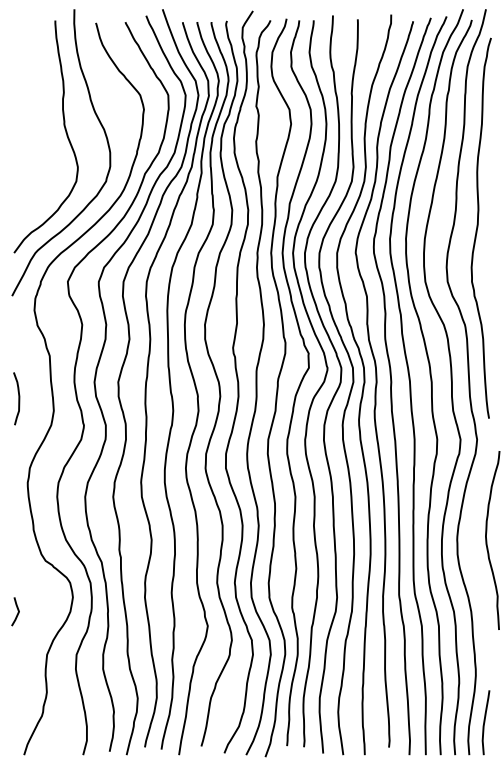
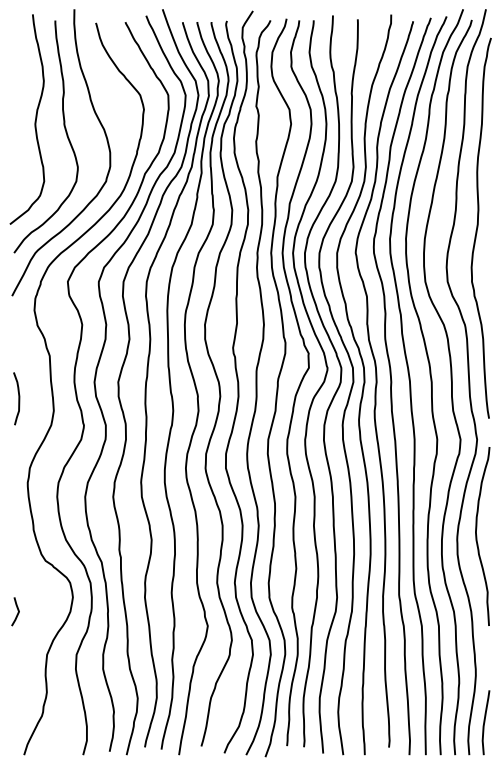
curve: none -> present (34, 121)
curve position: (487, 540) -> (477, 536) (477, 536)
